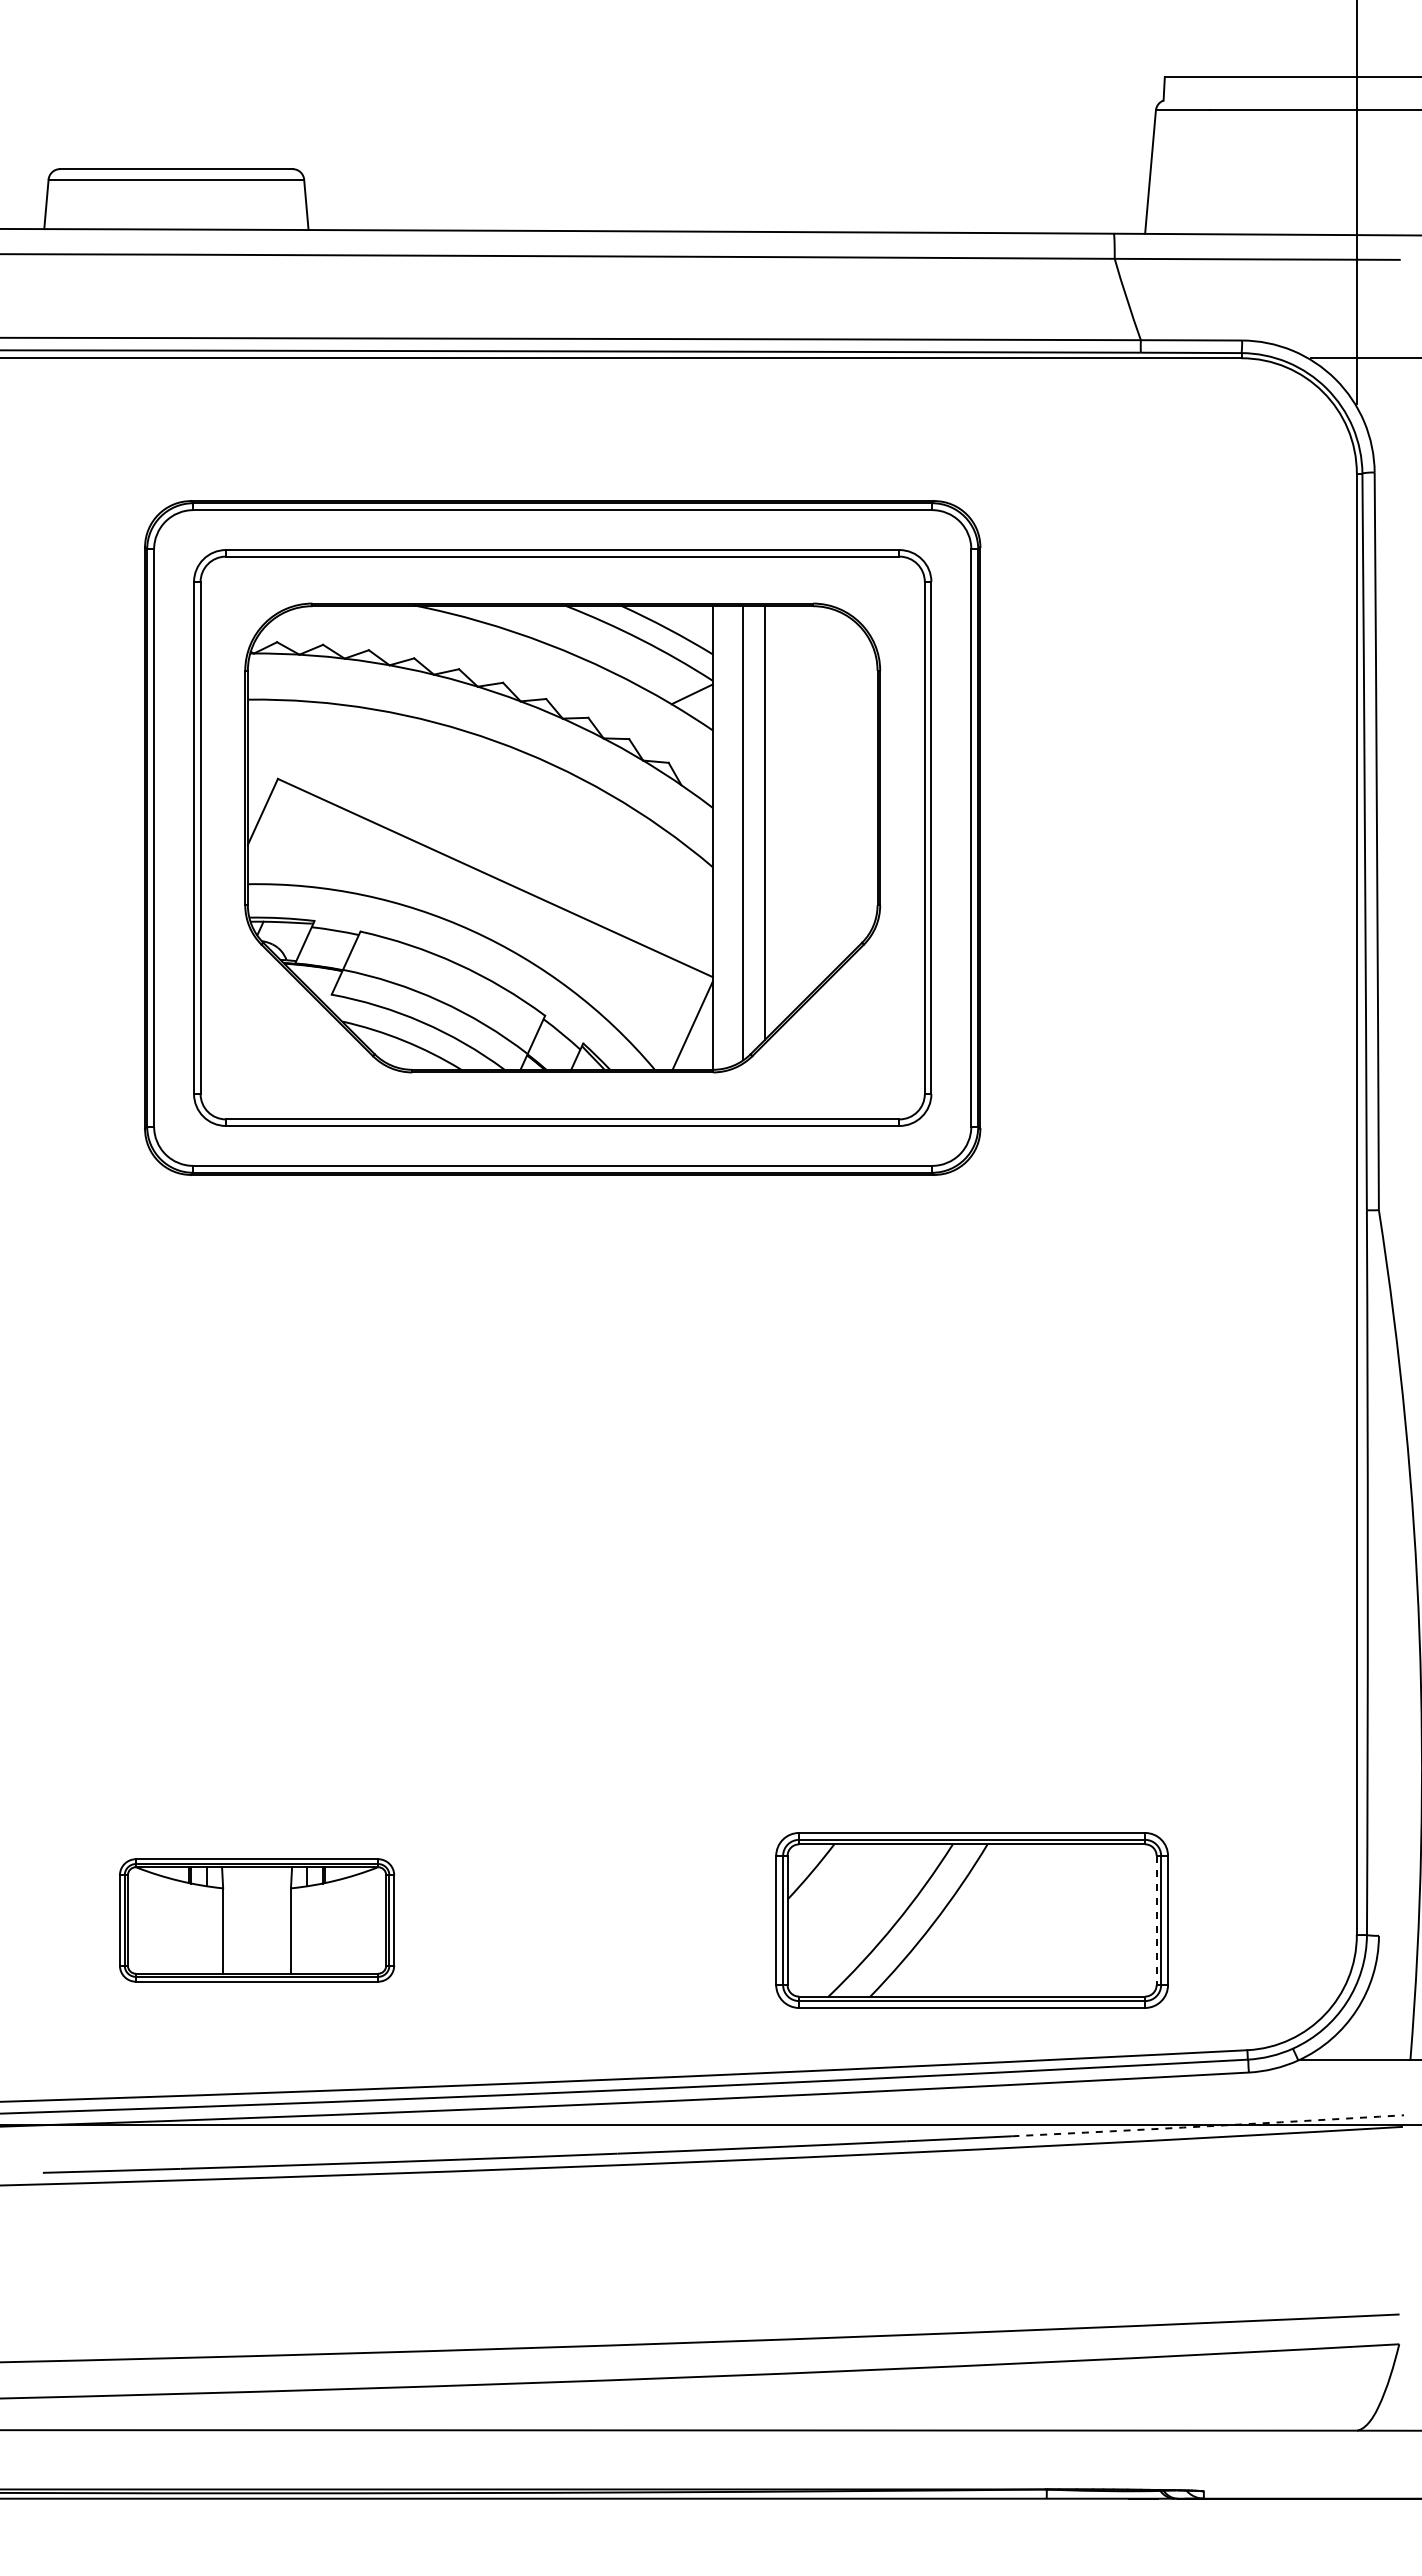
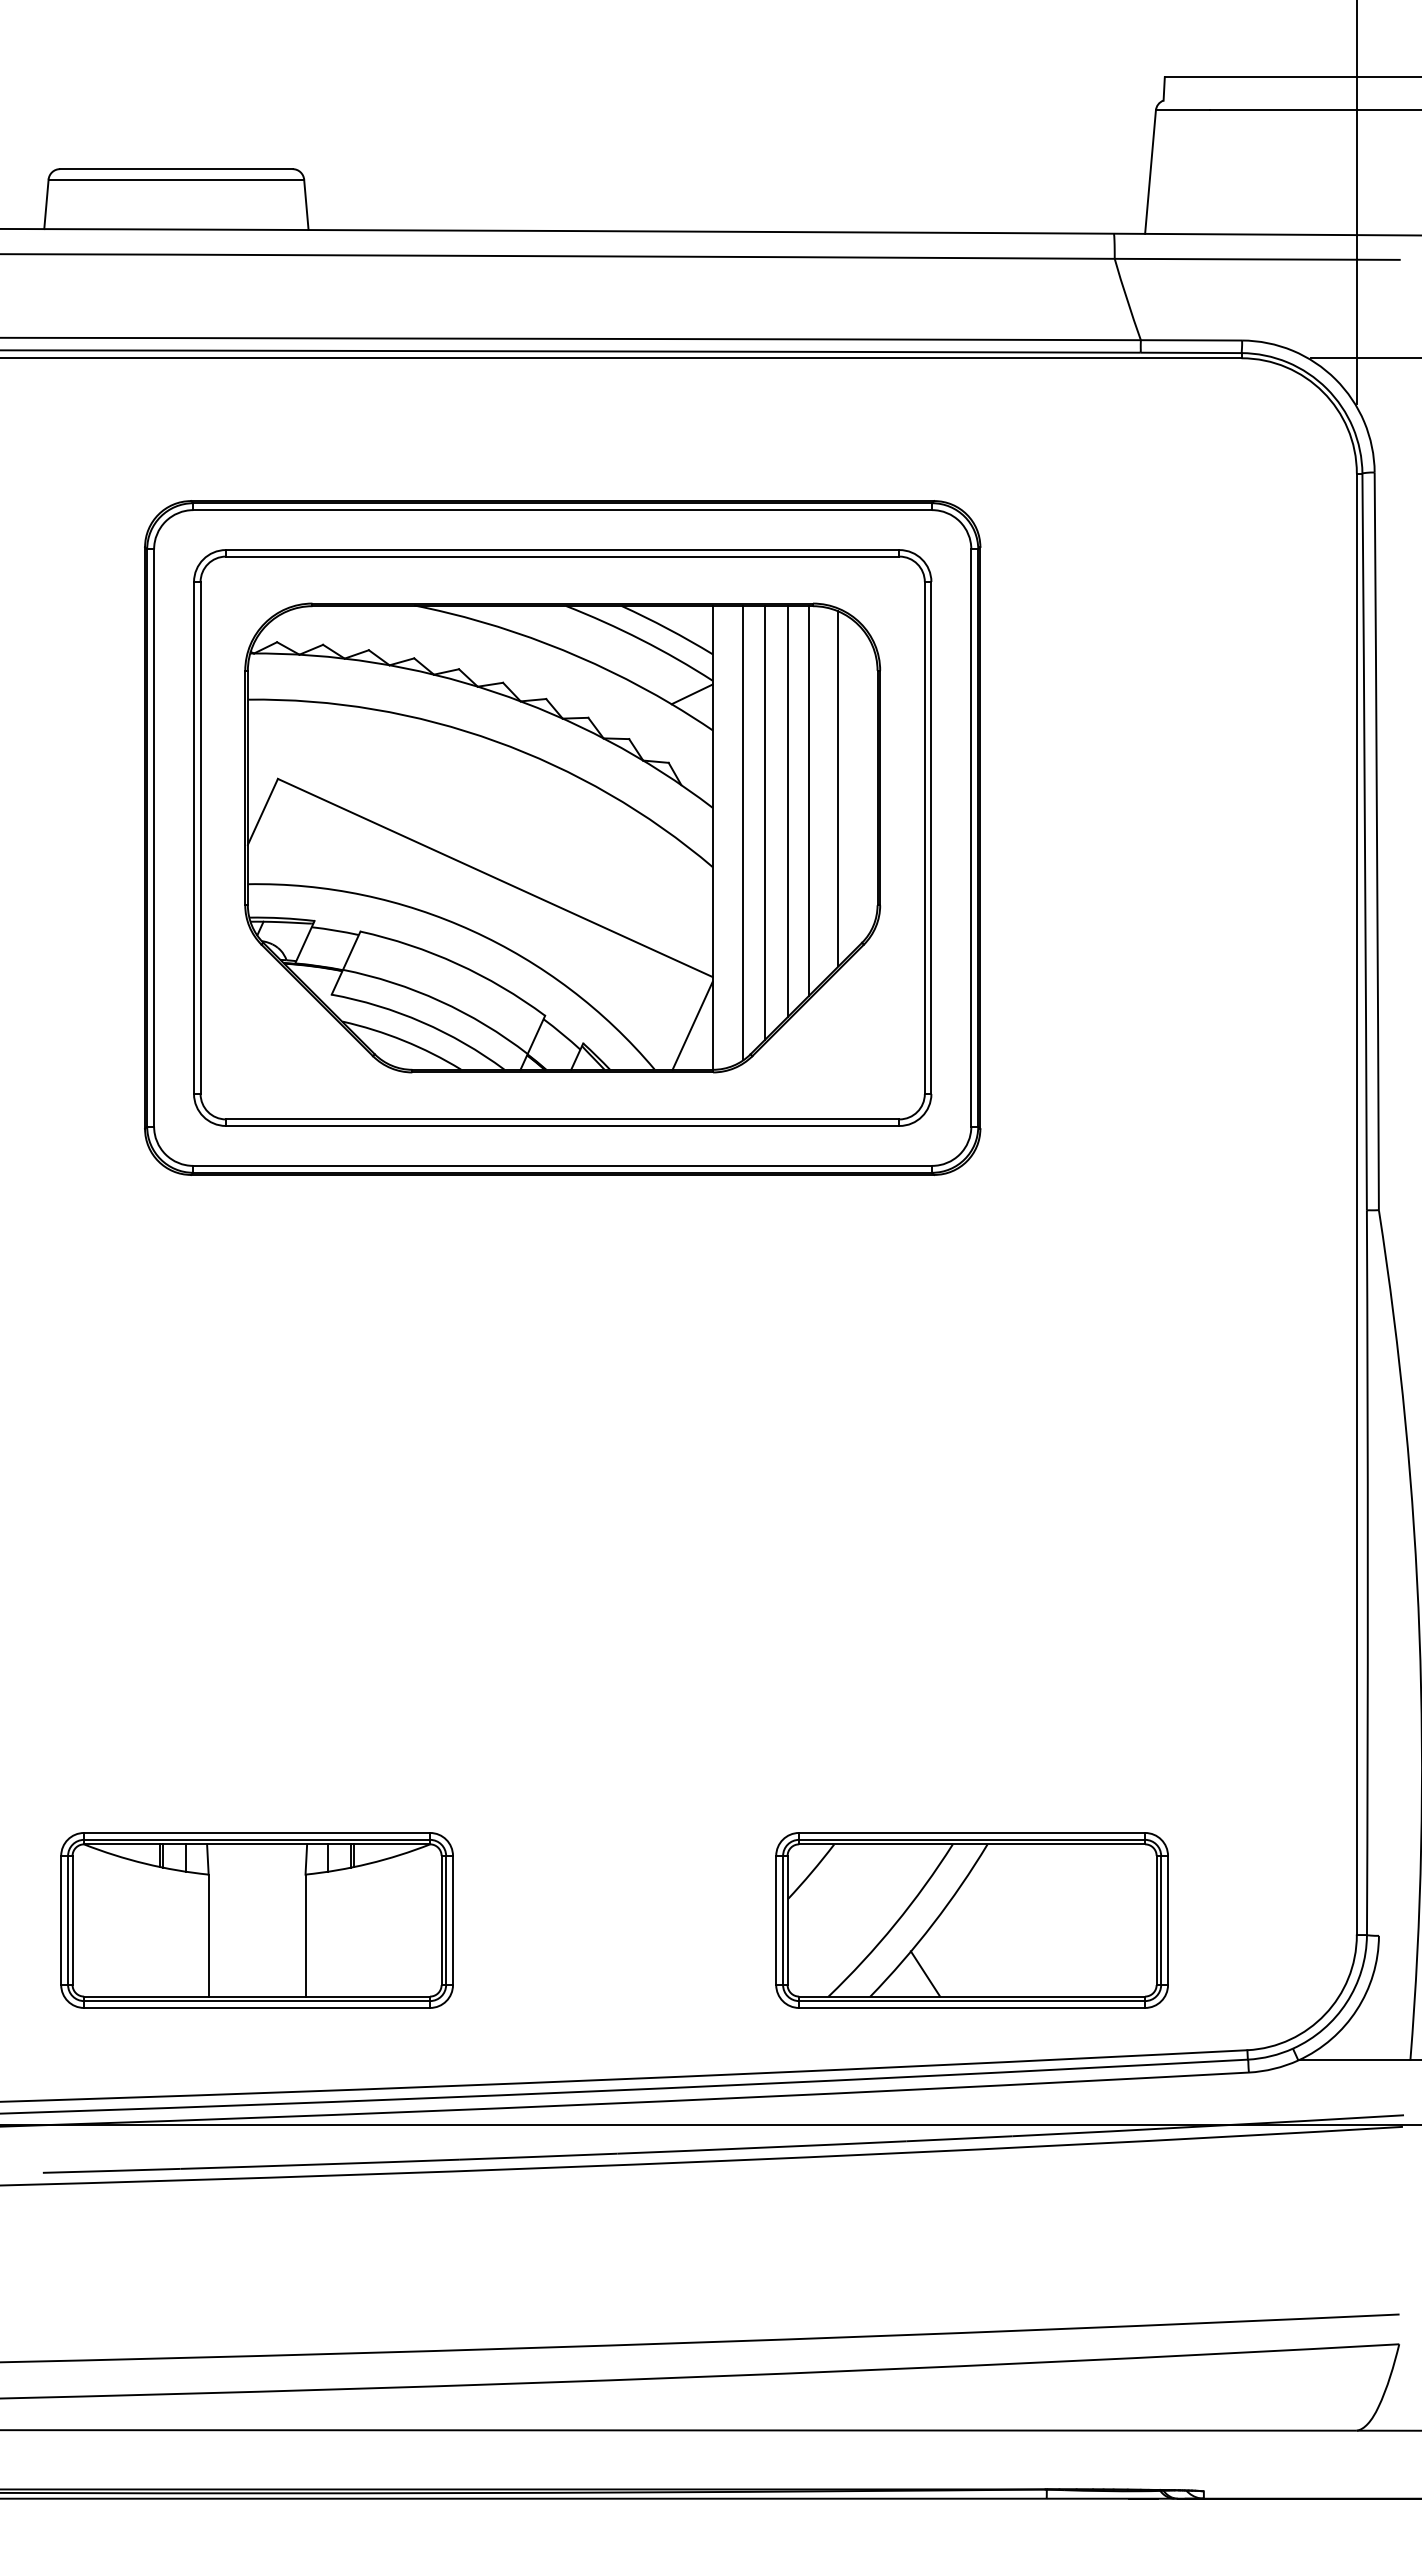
line: none -> present (838, 788)
line: none -> present (808, 800)
line: none -> present (787, 811)
part size: 277x125 px -> 394x177 px (256, 1920)
line: dashed -> solid (1156, 1920)
line: none -> present (925, 1973)
arc: dashed -> solid (1208, 2126)
